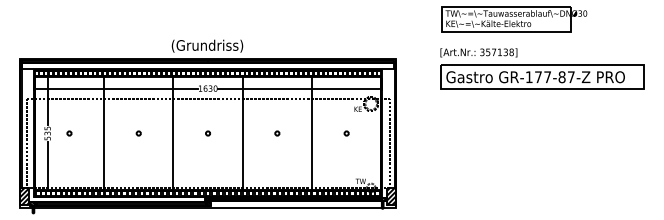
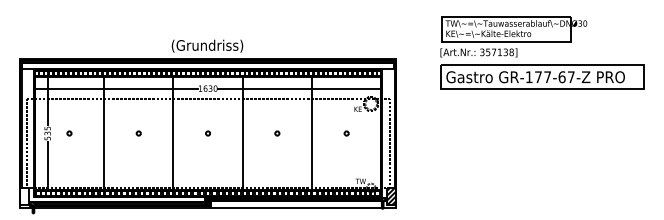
part position: (514, 19) -> (514, 29) (514, 29)
text: GR-177-87-Z -> GR-177-67-Z (561, 76)
hatch: present -> none (24, 196)
